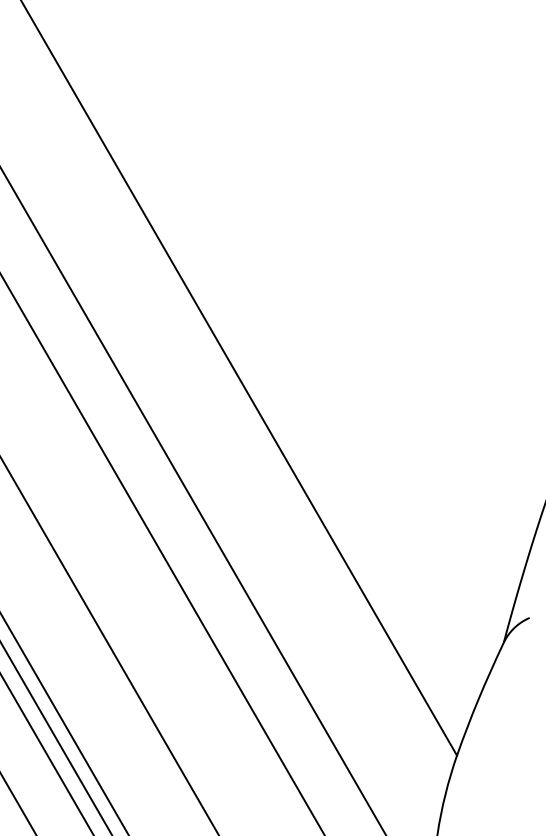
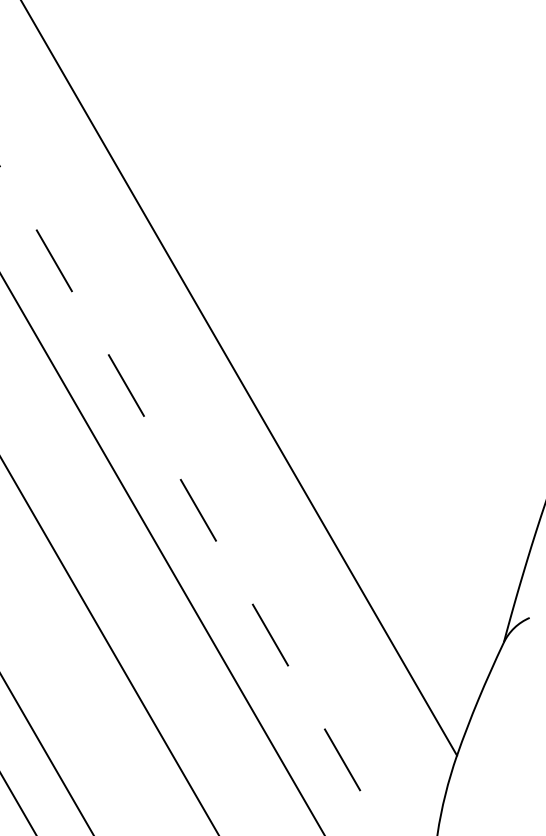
line: solid -> dashed (193, 501)
line: present -> none (64, 724)
line: present -> none (56, 738)
